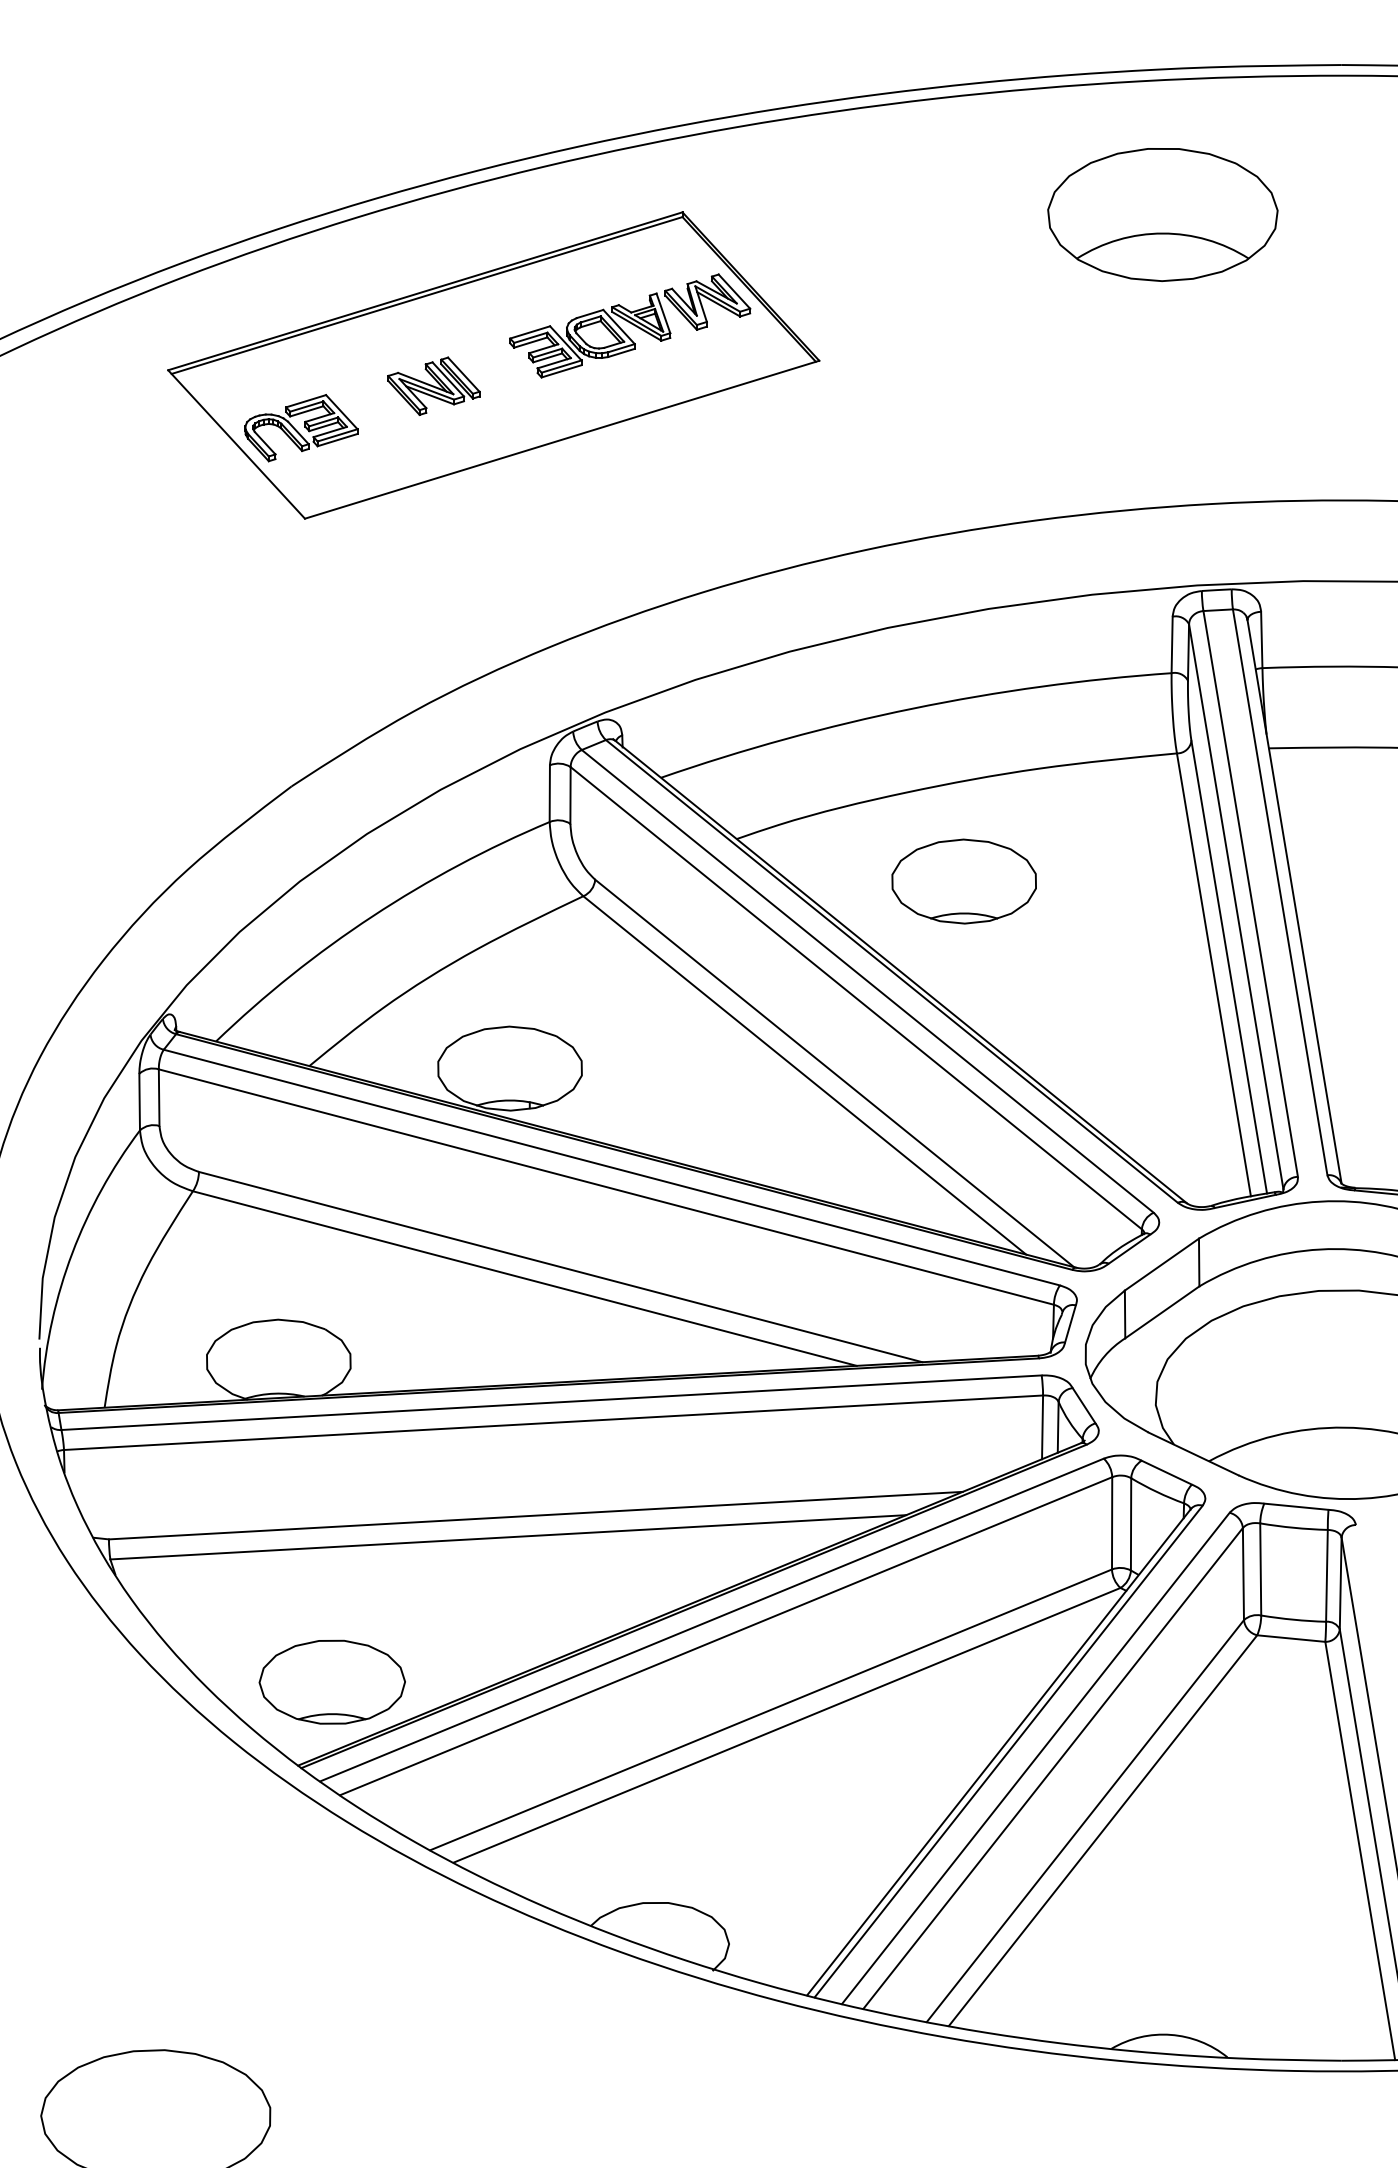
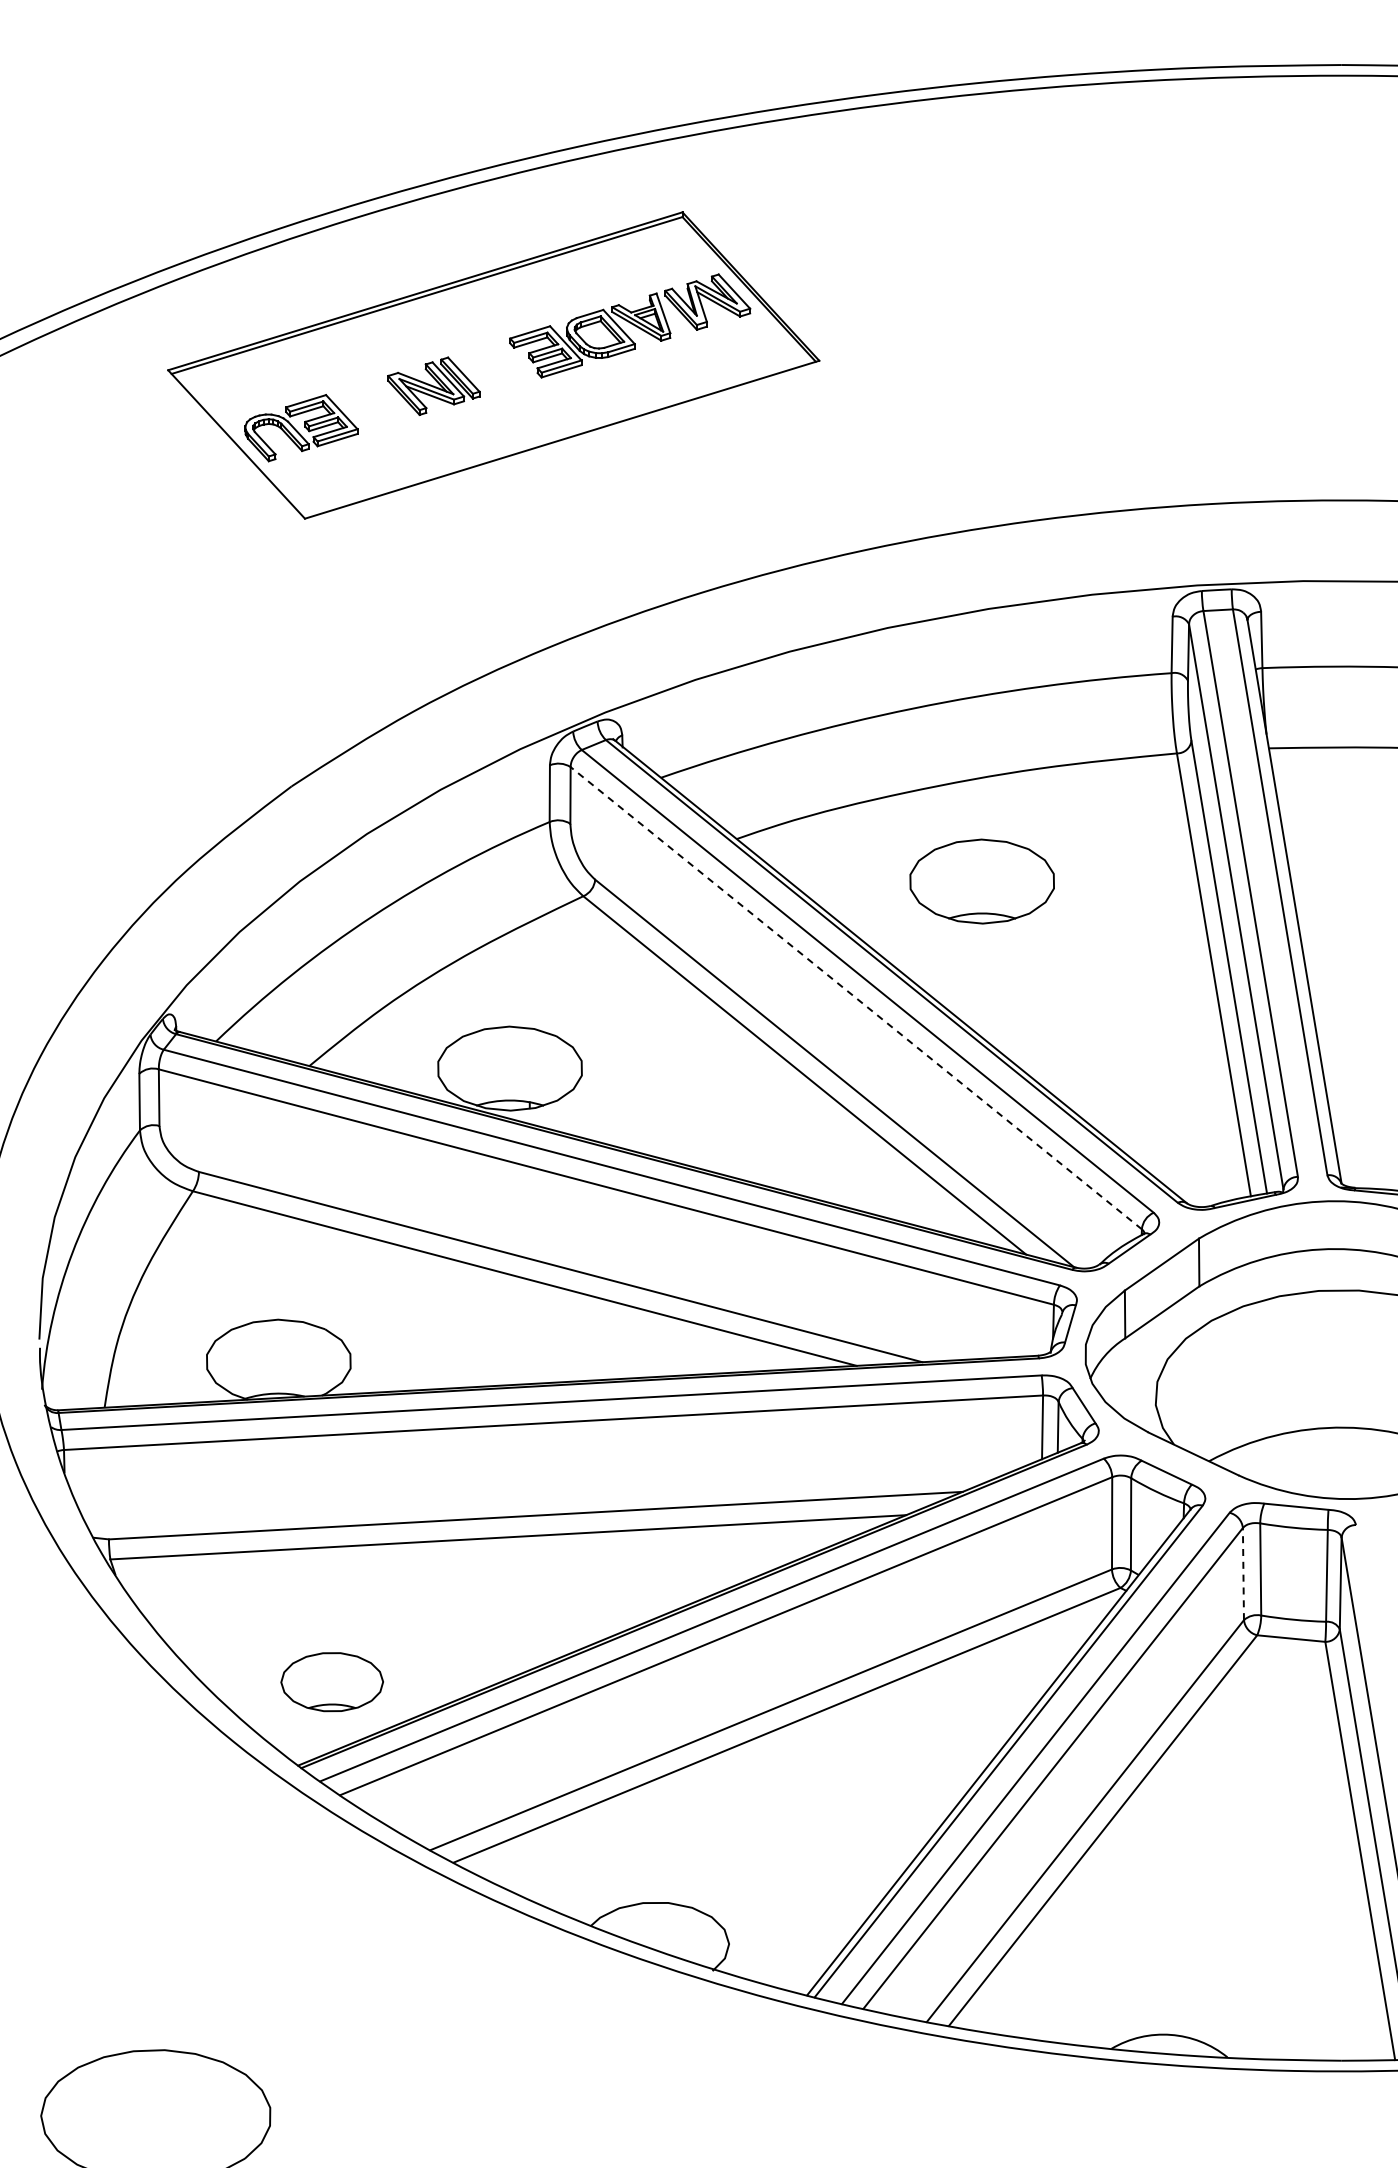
part: present -> none (1162, 214)
part position: (963, 881) -> (981, 881) (981, 881)
line: solid -> dashed (855, 997)
line: solid -> dashed (1243, 1573)
part size: 148x86 px -> 104x61 px (331, 1682)
